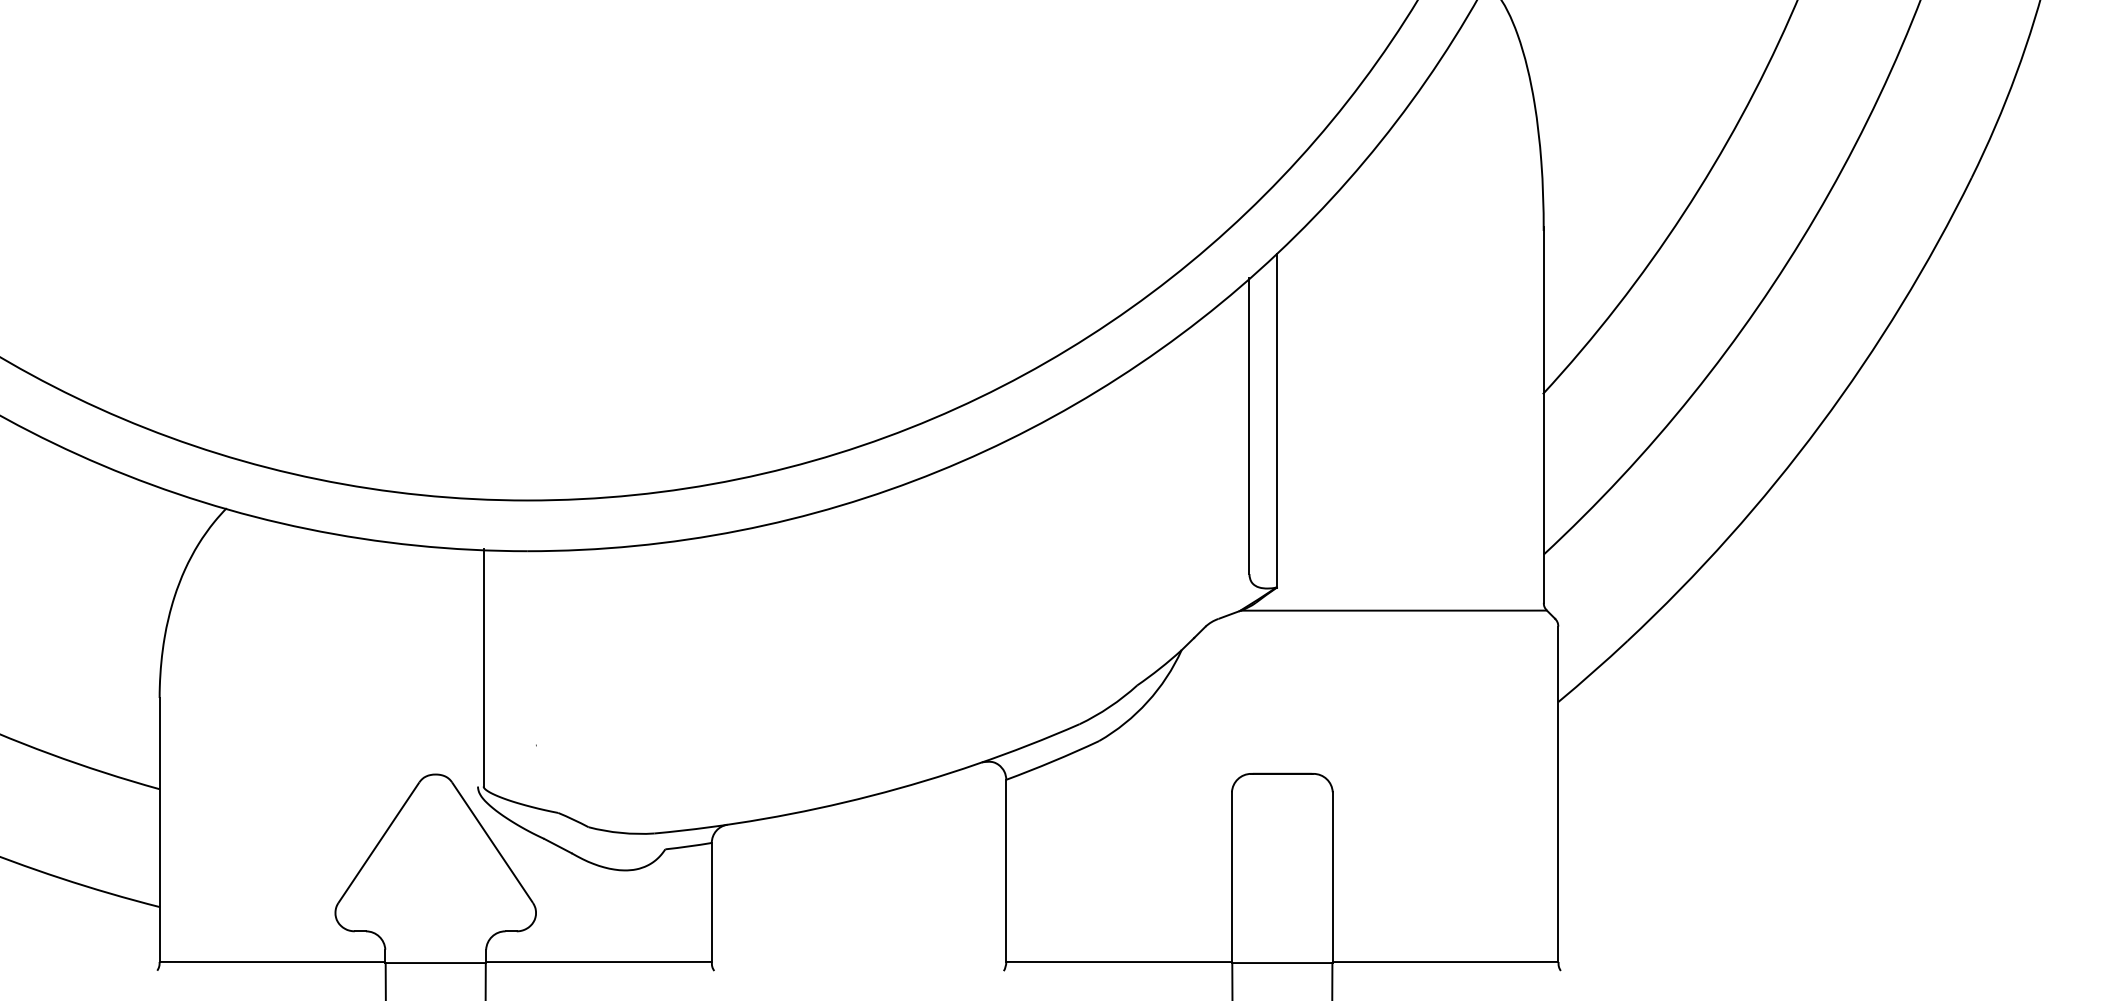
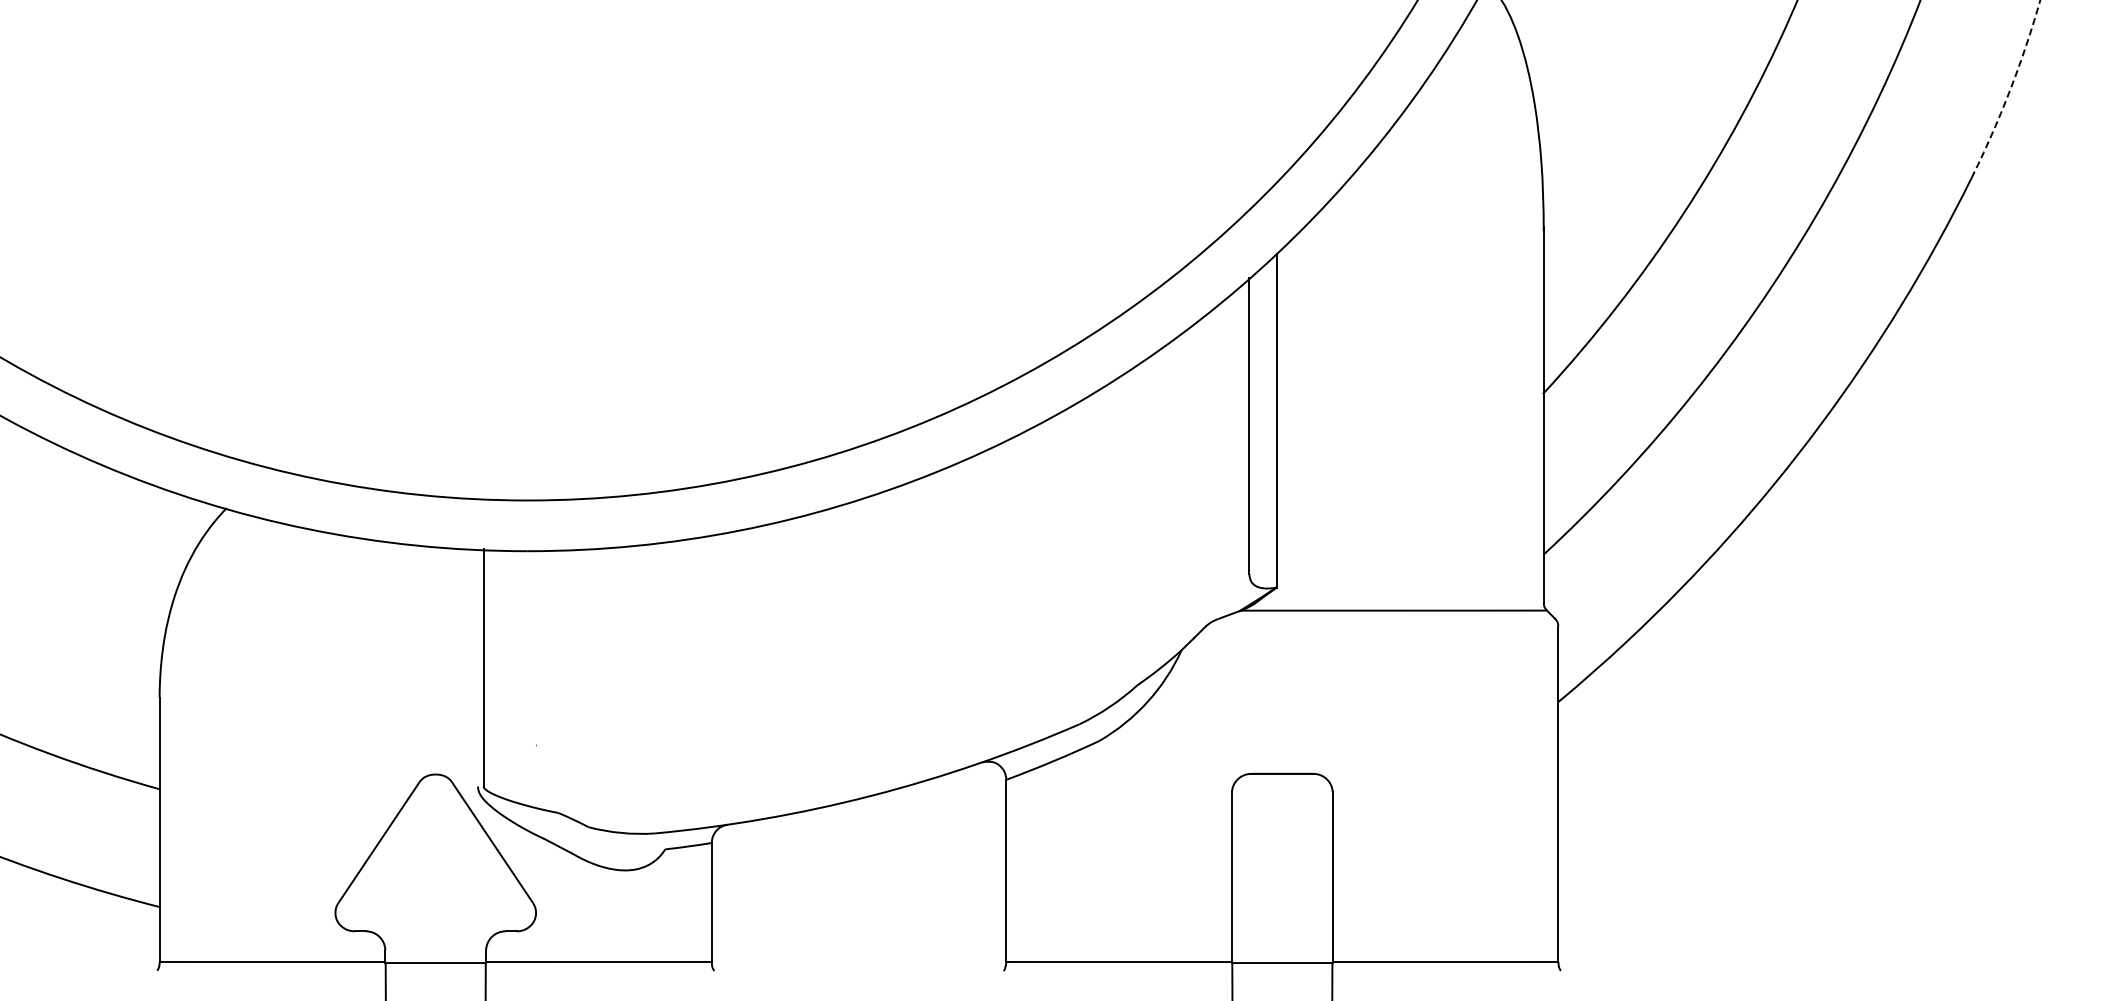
arc: solid -> dashed (2010, 90)
